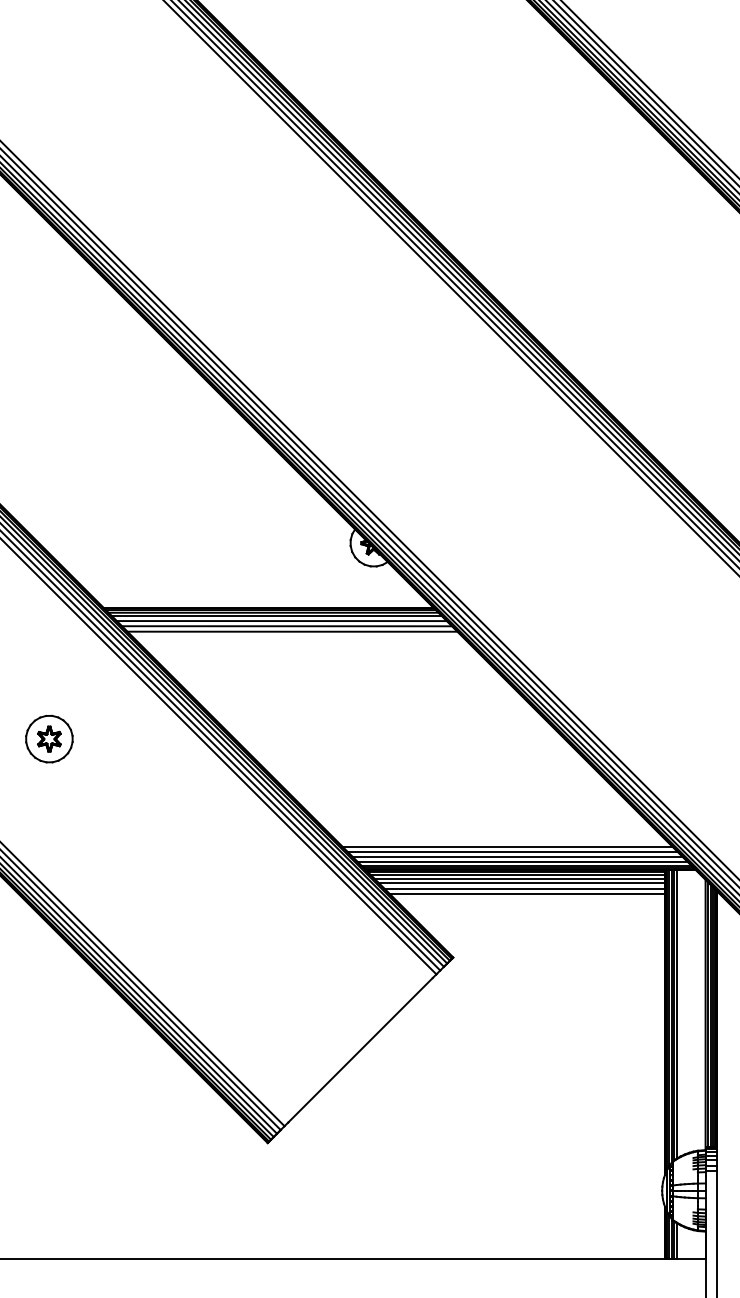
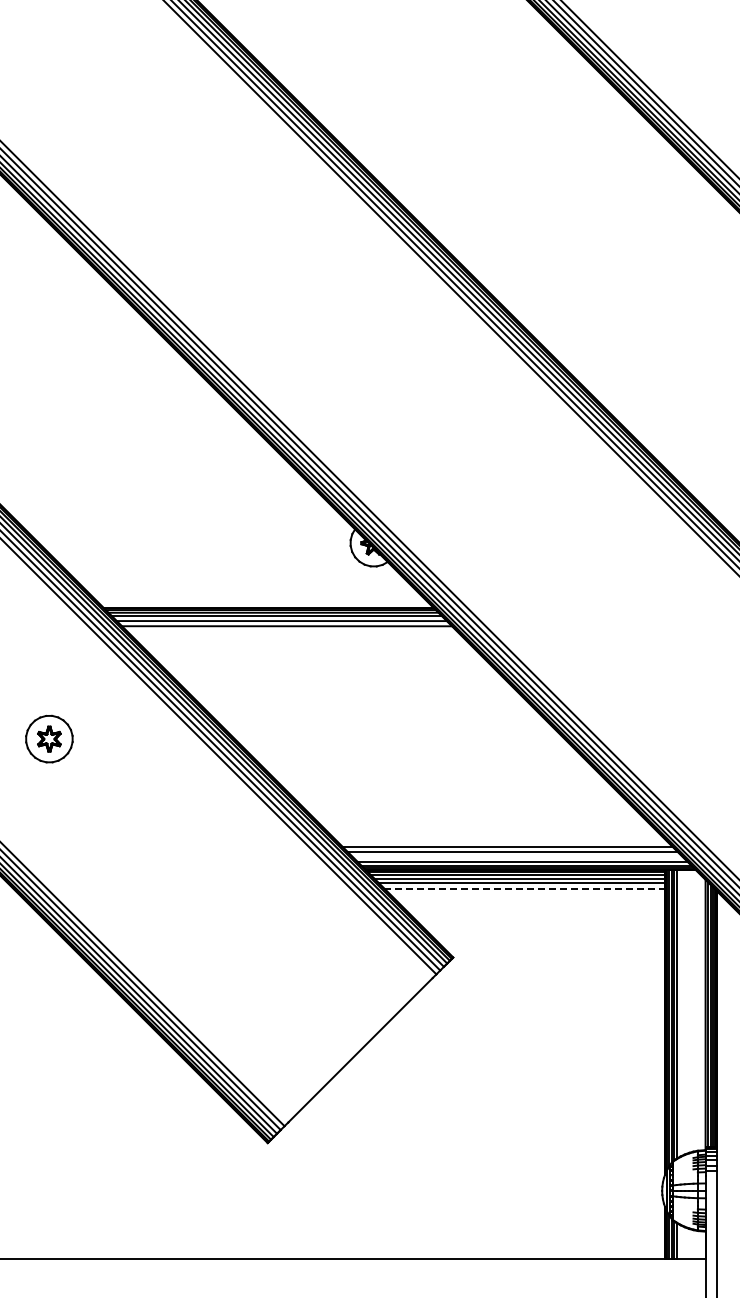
line: present -> none (292, 631)
line: present -> none (517, 857)
line: solid -> dashed (525, 888)
line: present -> none (527, 893)
